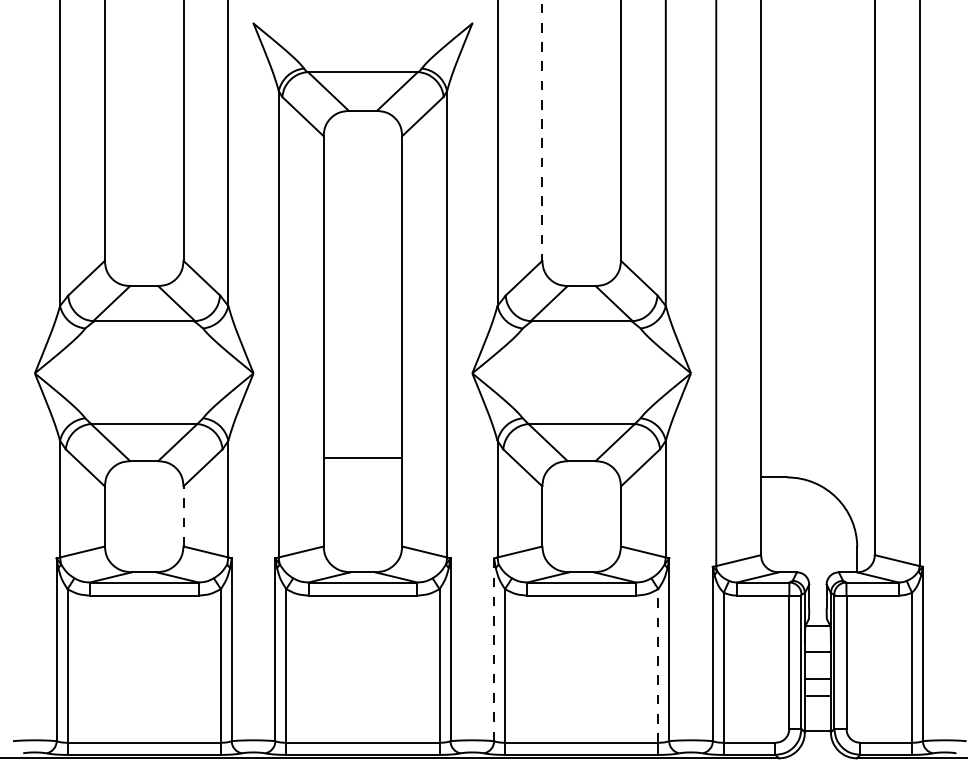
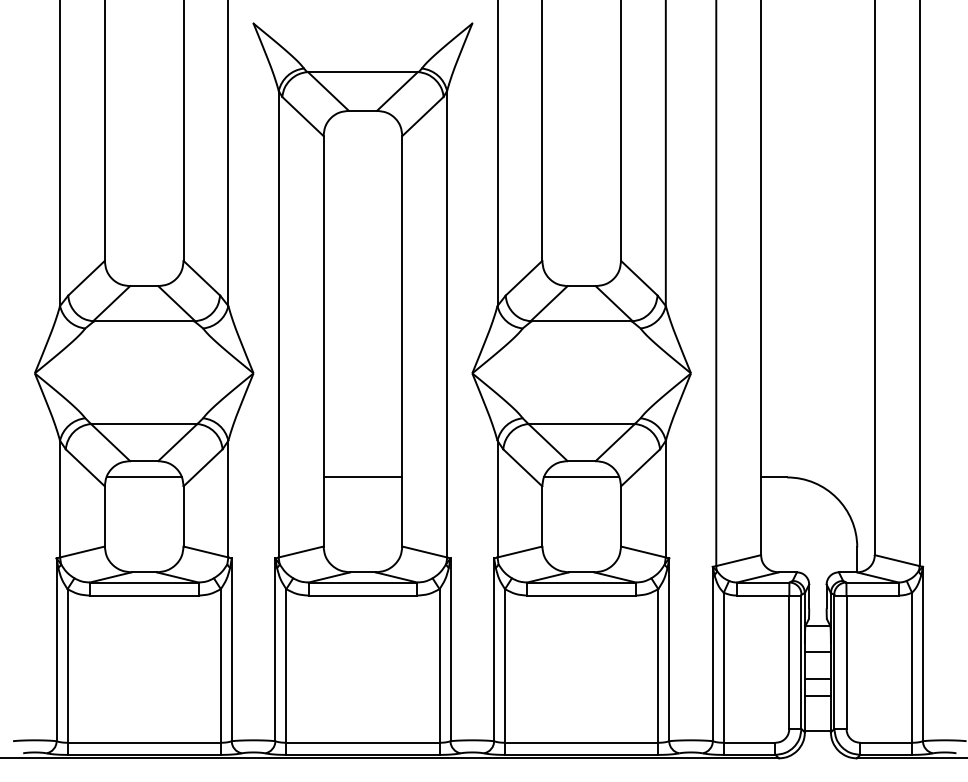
line: dashed -> solid (542, 130)
line position: (362, 458) -> (362, 477) (362, 477)
line: none -> present (143, 477)
line: none -> present (581, 477)
line: dashed -> solid (183, 515)
line: dashed -> solid (494, 649)
line: dashed -> solid (658, 665)
